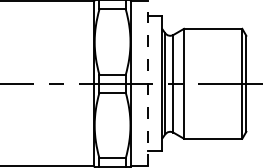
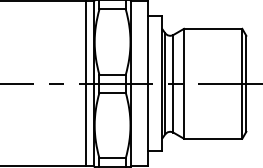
line: none -> present (86, 83)
line: dashed -> solid (147, 83)
